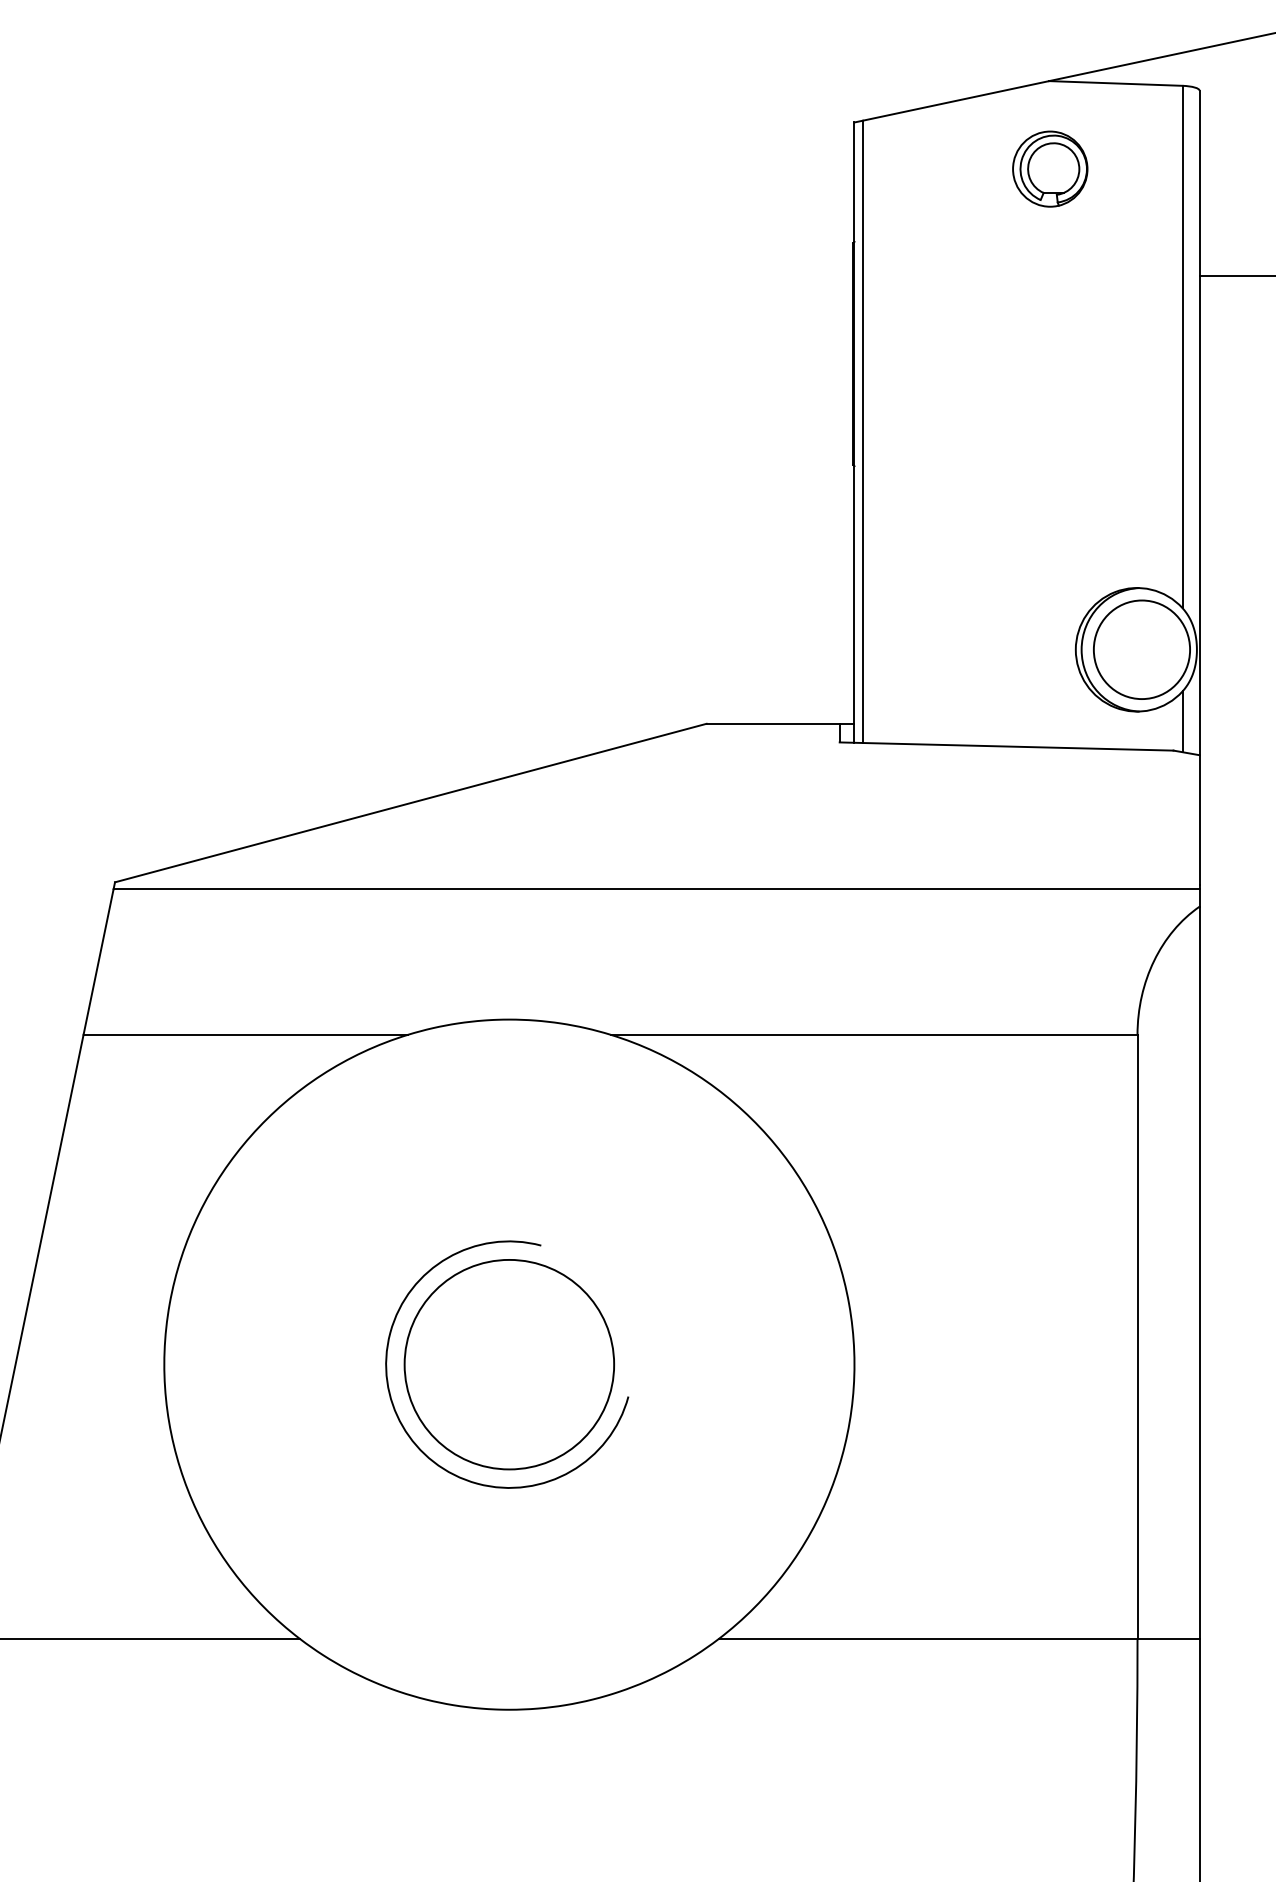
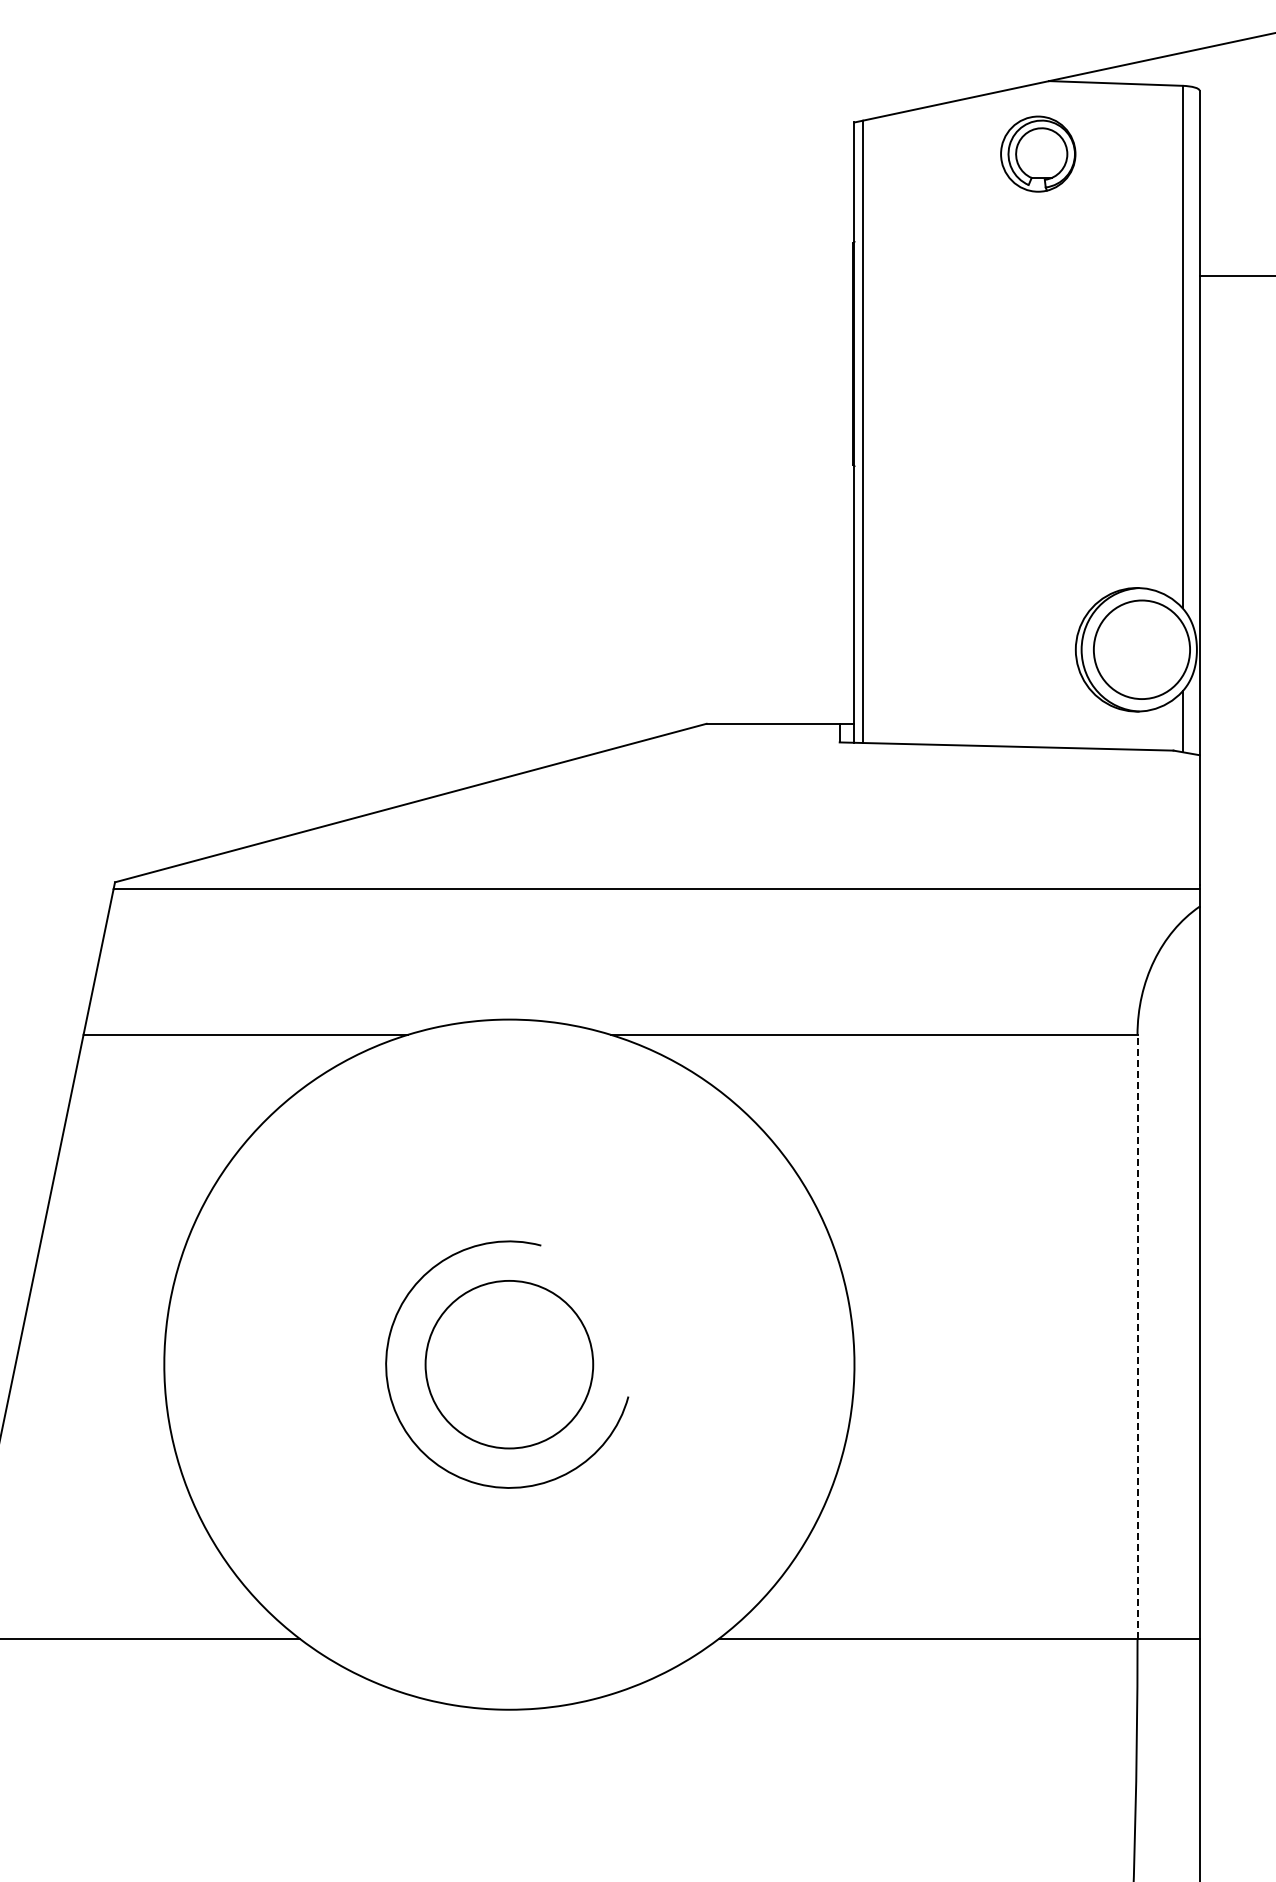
part position: (1050, 168) -> (1038, 153) (1038, 153)
line: solid -> dashed (1137, 1336)
circle diameter: 210 px -> 168 px (509, 1364)
